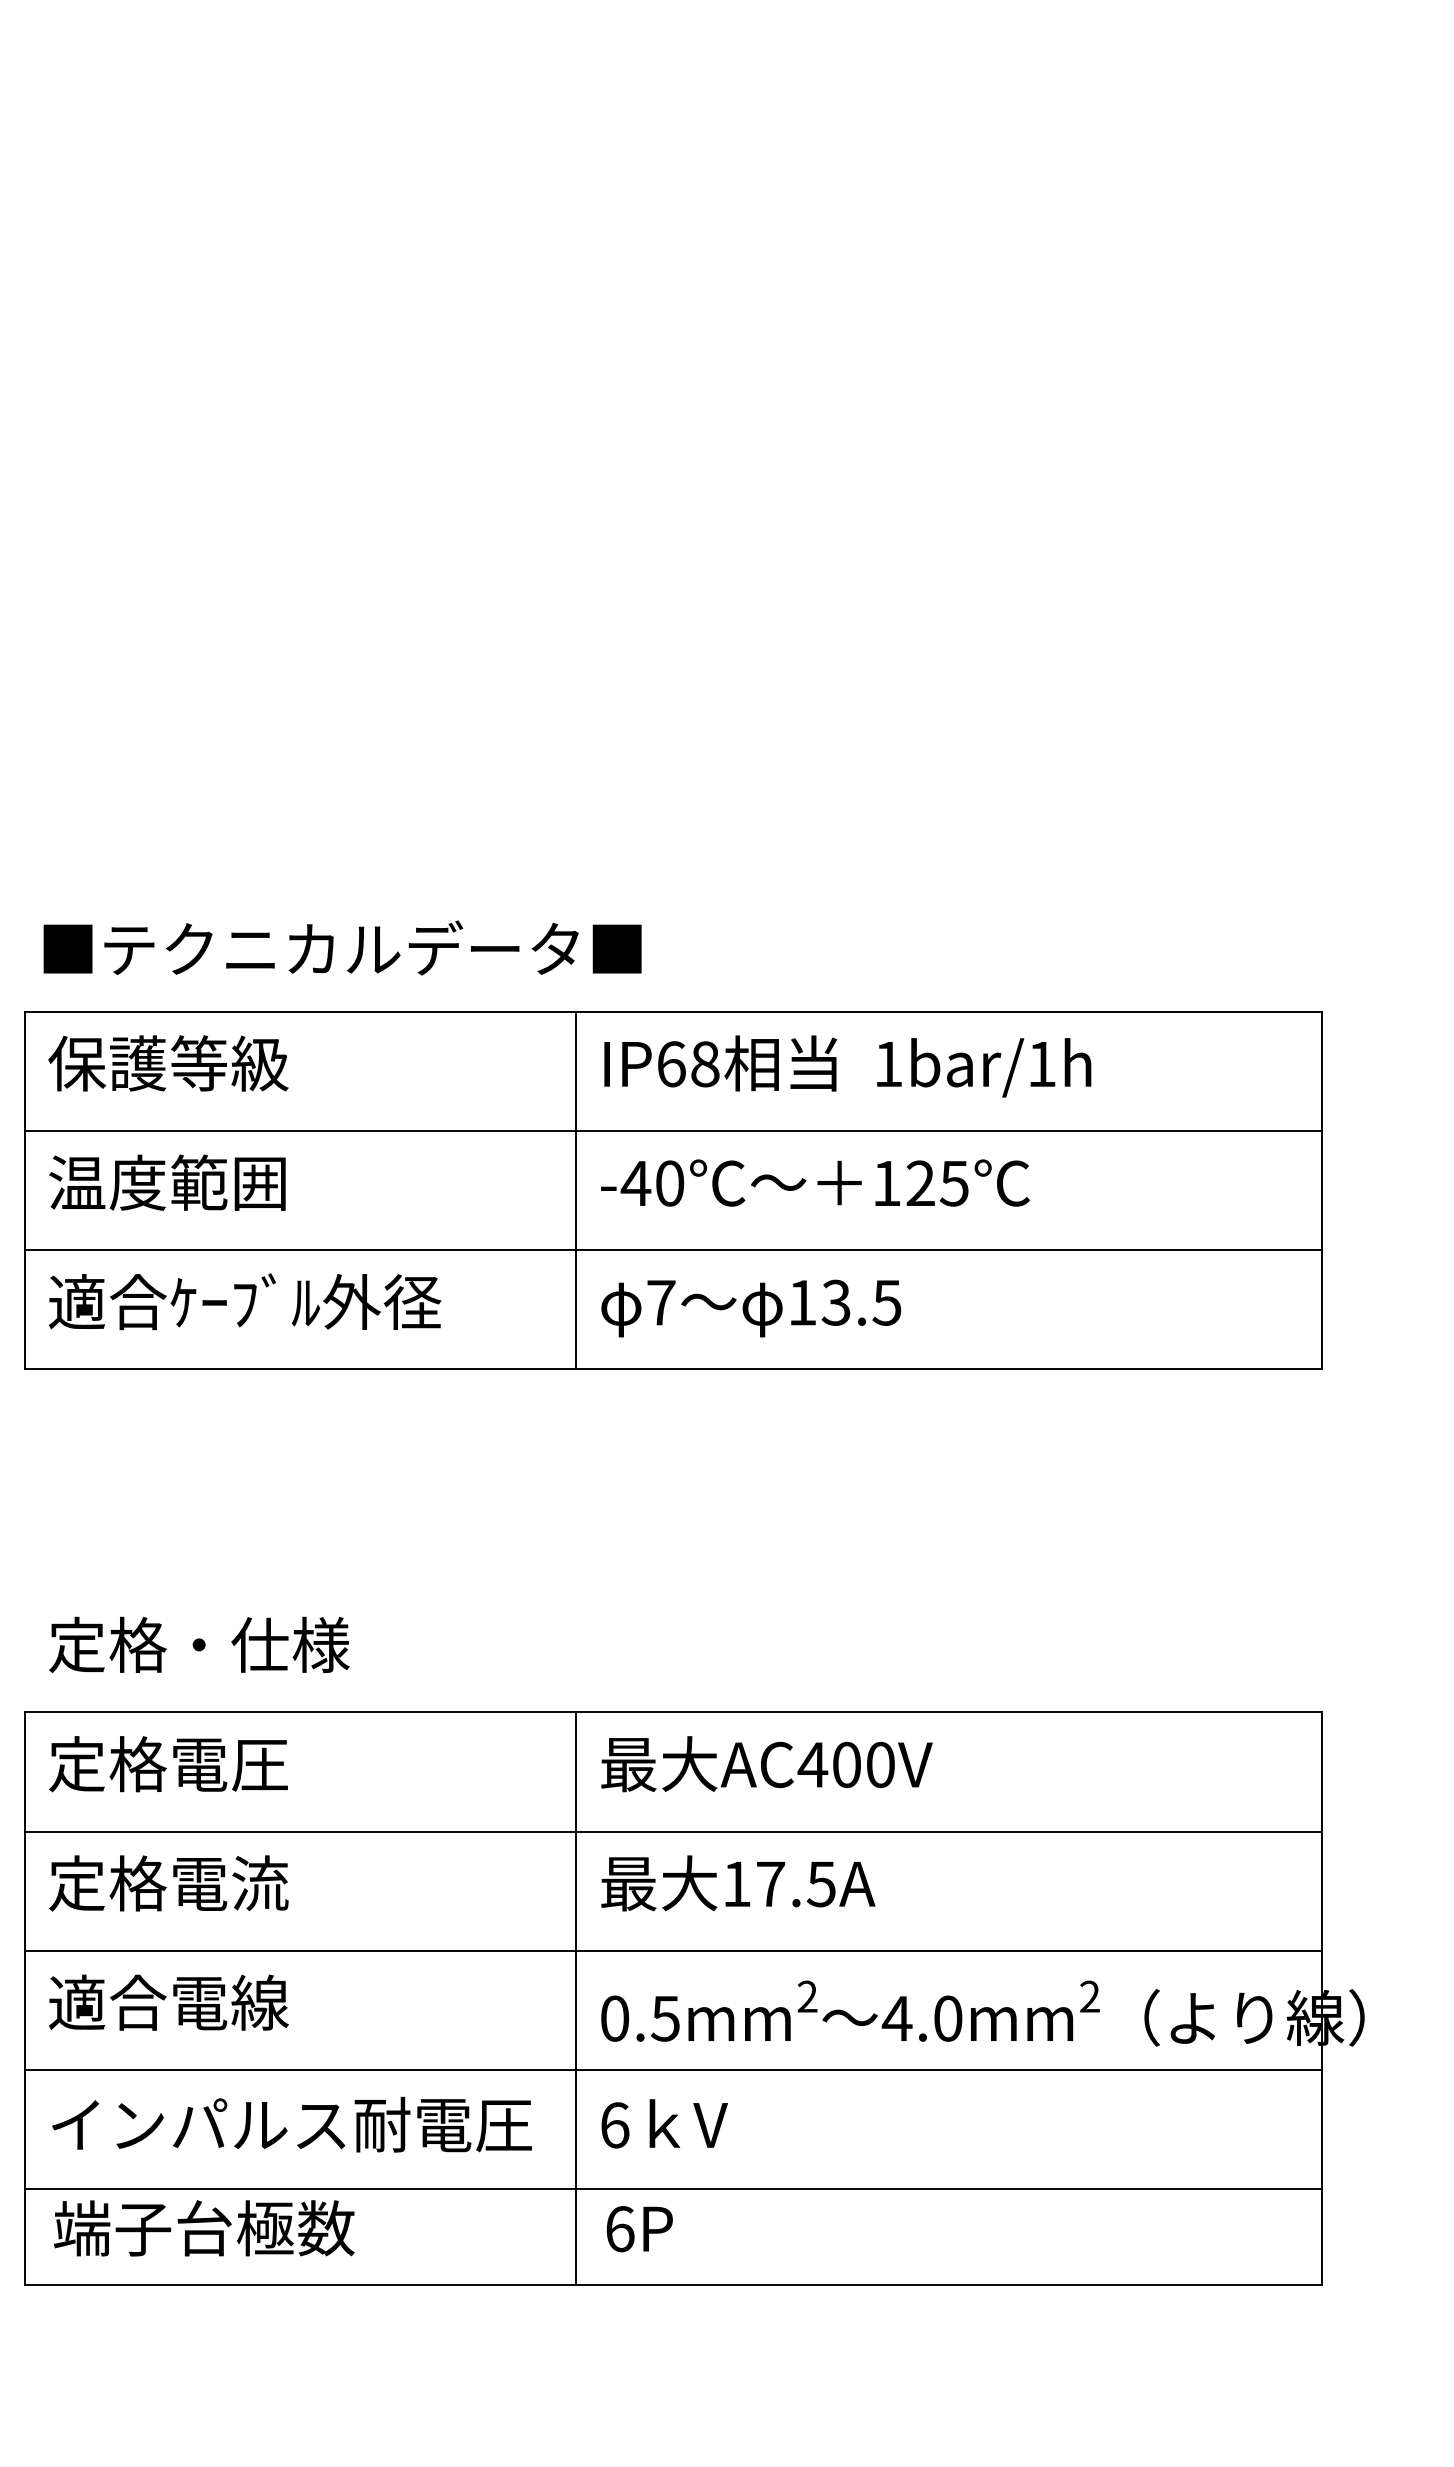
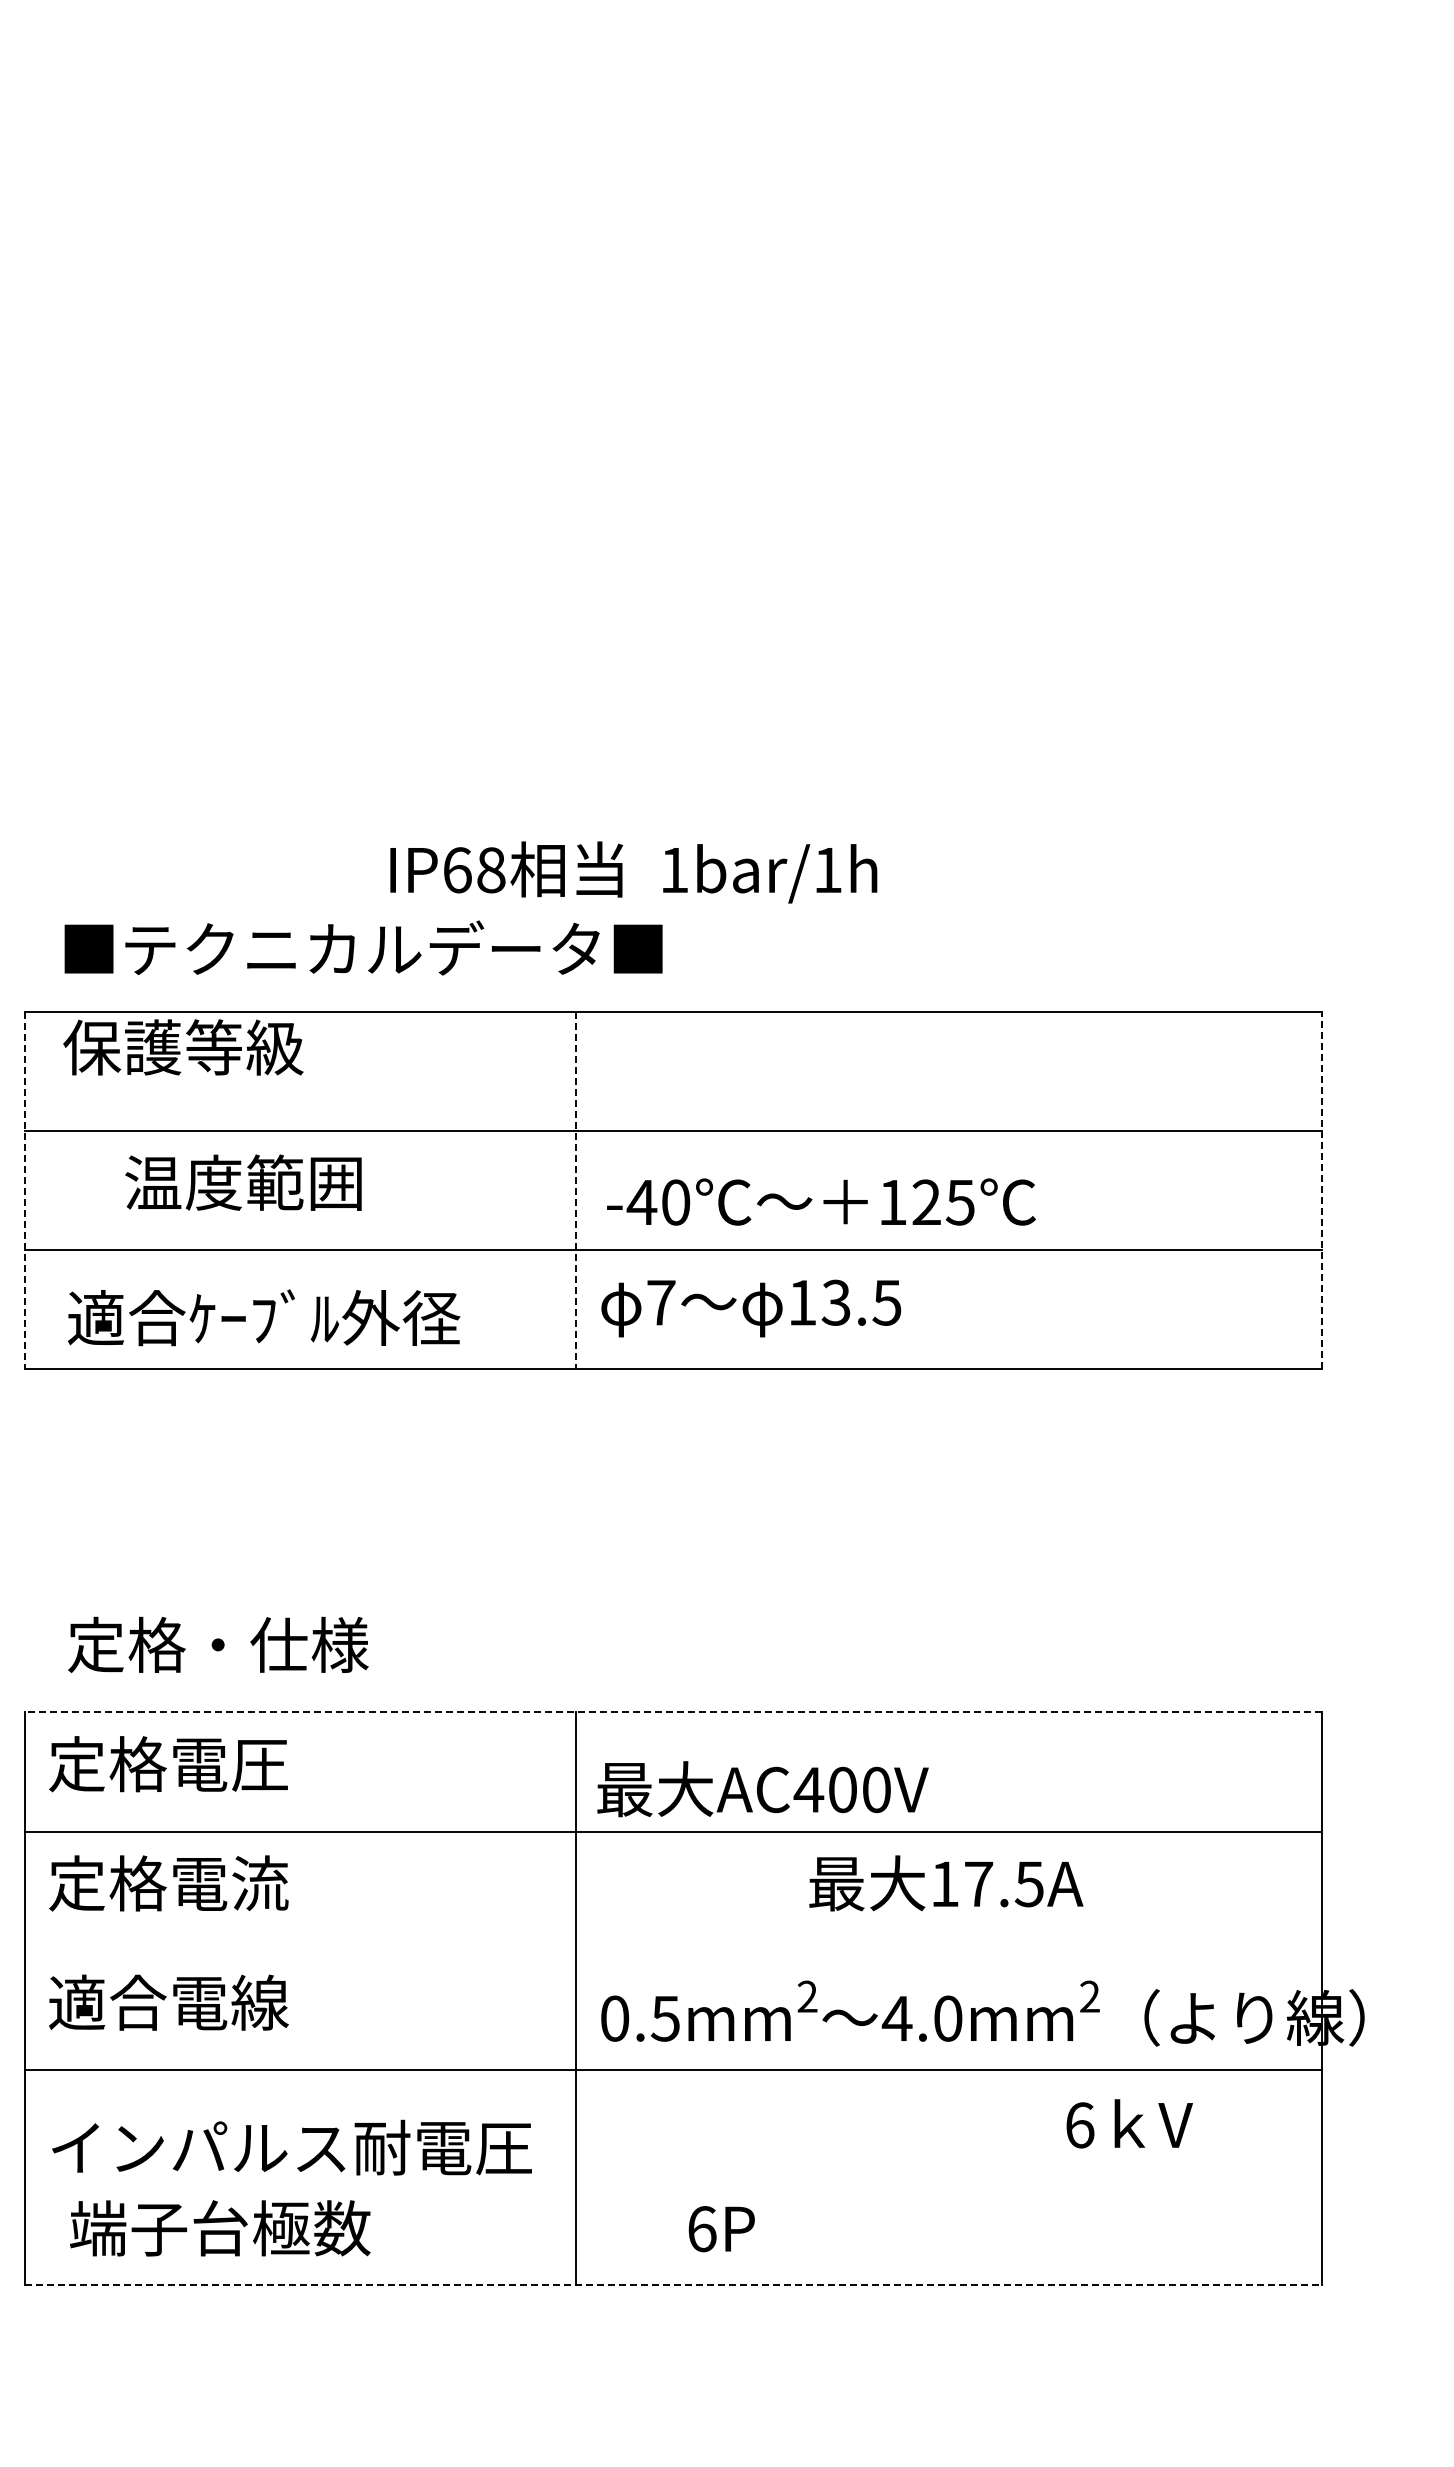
text position: (342, 947) -> (363, 947) (363, 947)
text position: (168, 1063) -> (183, 1047) (183, 1047)
text position: (847, 1066) -> (633, 872) (633, 872)
text position: (167, 1182) -> (243, 1182) (243, 1182)
text position: (815, 1182) -> (821, 1201) (821, 1201)
line: solid -> dashed (24, 1190)
line: solid -> dashed (576, 1190)
line: solid -> dashed (1321, 1190)
text position: (245, 1301) -> (264, 1317) (264, 1317)
text position: (199, 1644) -> (218, 1644) (218, 1644)
line: solid -> dashed (672, 1712)
text position: (766, 1764) -> (762, 1789) (762, 1789)
text position: (738, 1883) -> (946, 1883) (946, 1883)
line: present -> none (672, 1950)
text position: (664, 2123) -> (1129, 2123) (1129, 2123)
text position: (291, 2124) -> (291, 2147) (291, 2147)
line: present -> none (672, 2189)
text position: (204, 2228) -> (220, 2228) (220, 2228)
text position: (639, 2229) -> (721, 2229) (721, 2229)
line: solid -> dashed (673, 2284)
